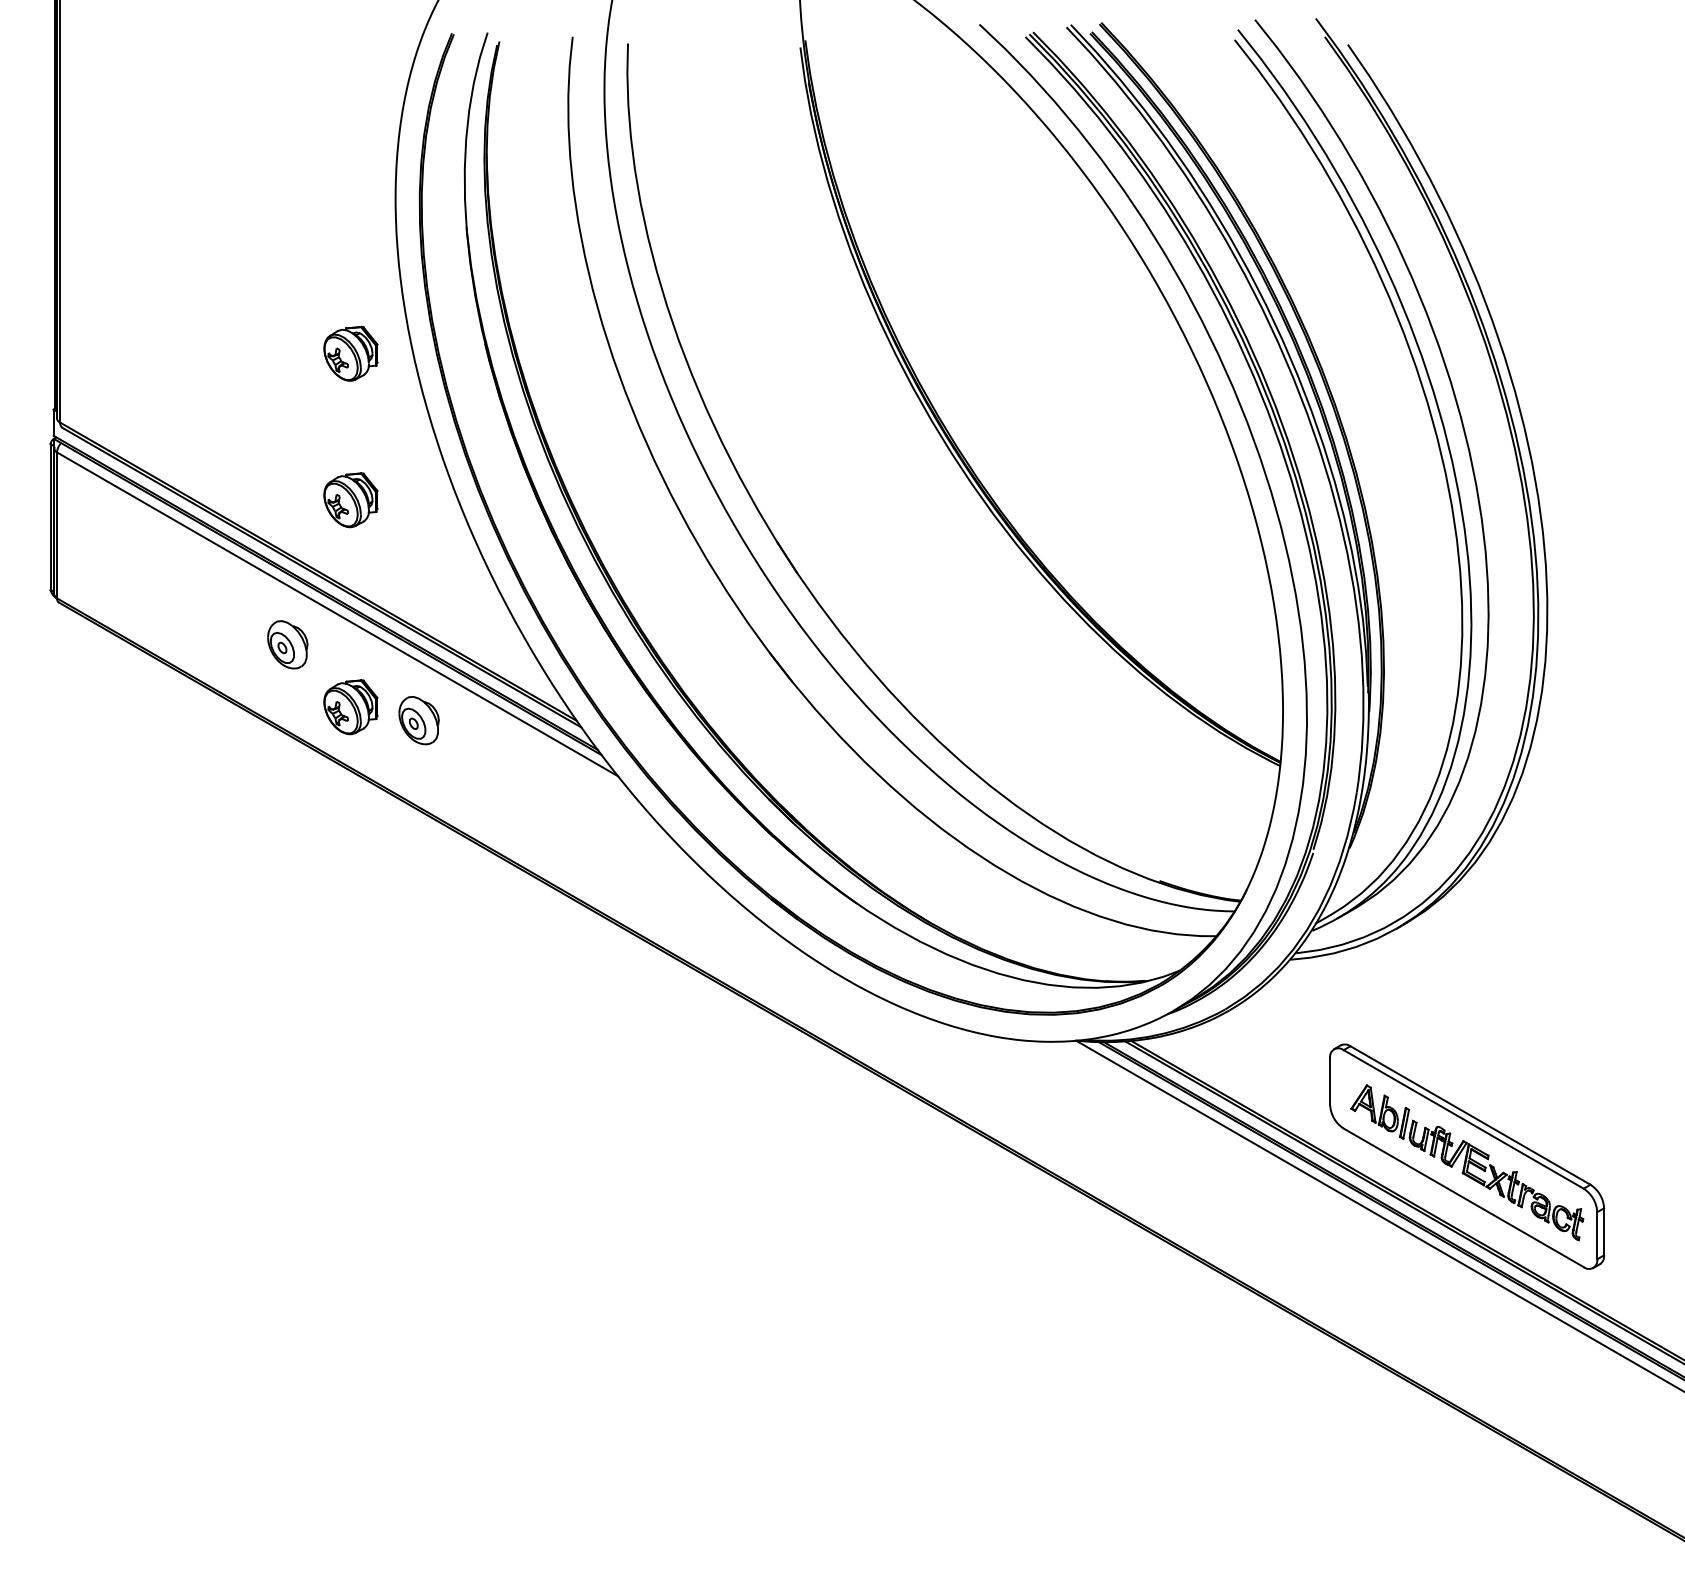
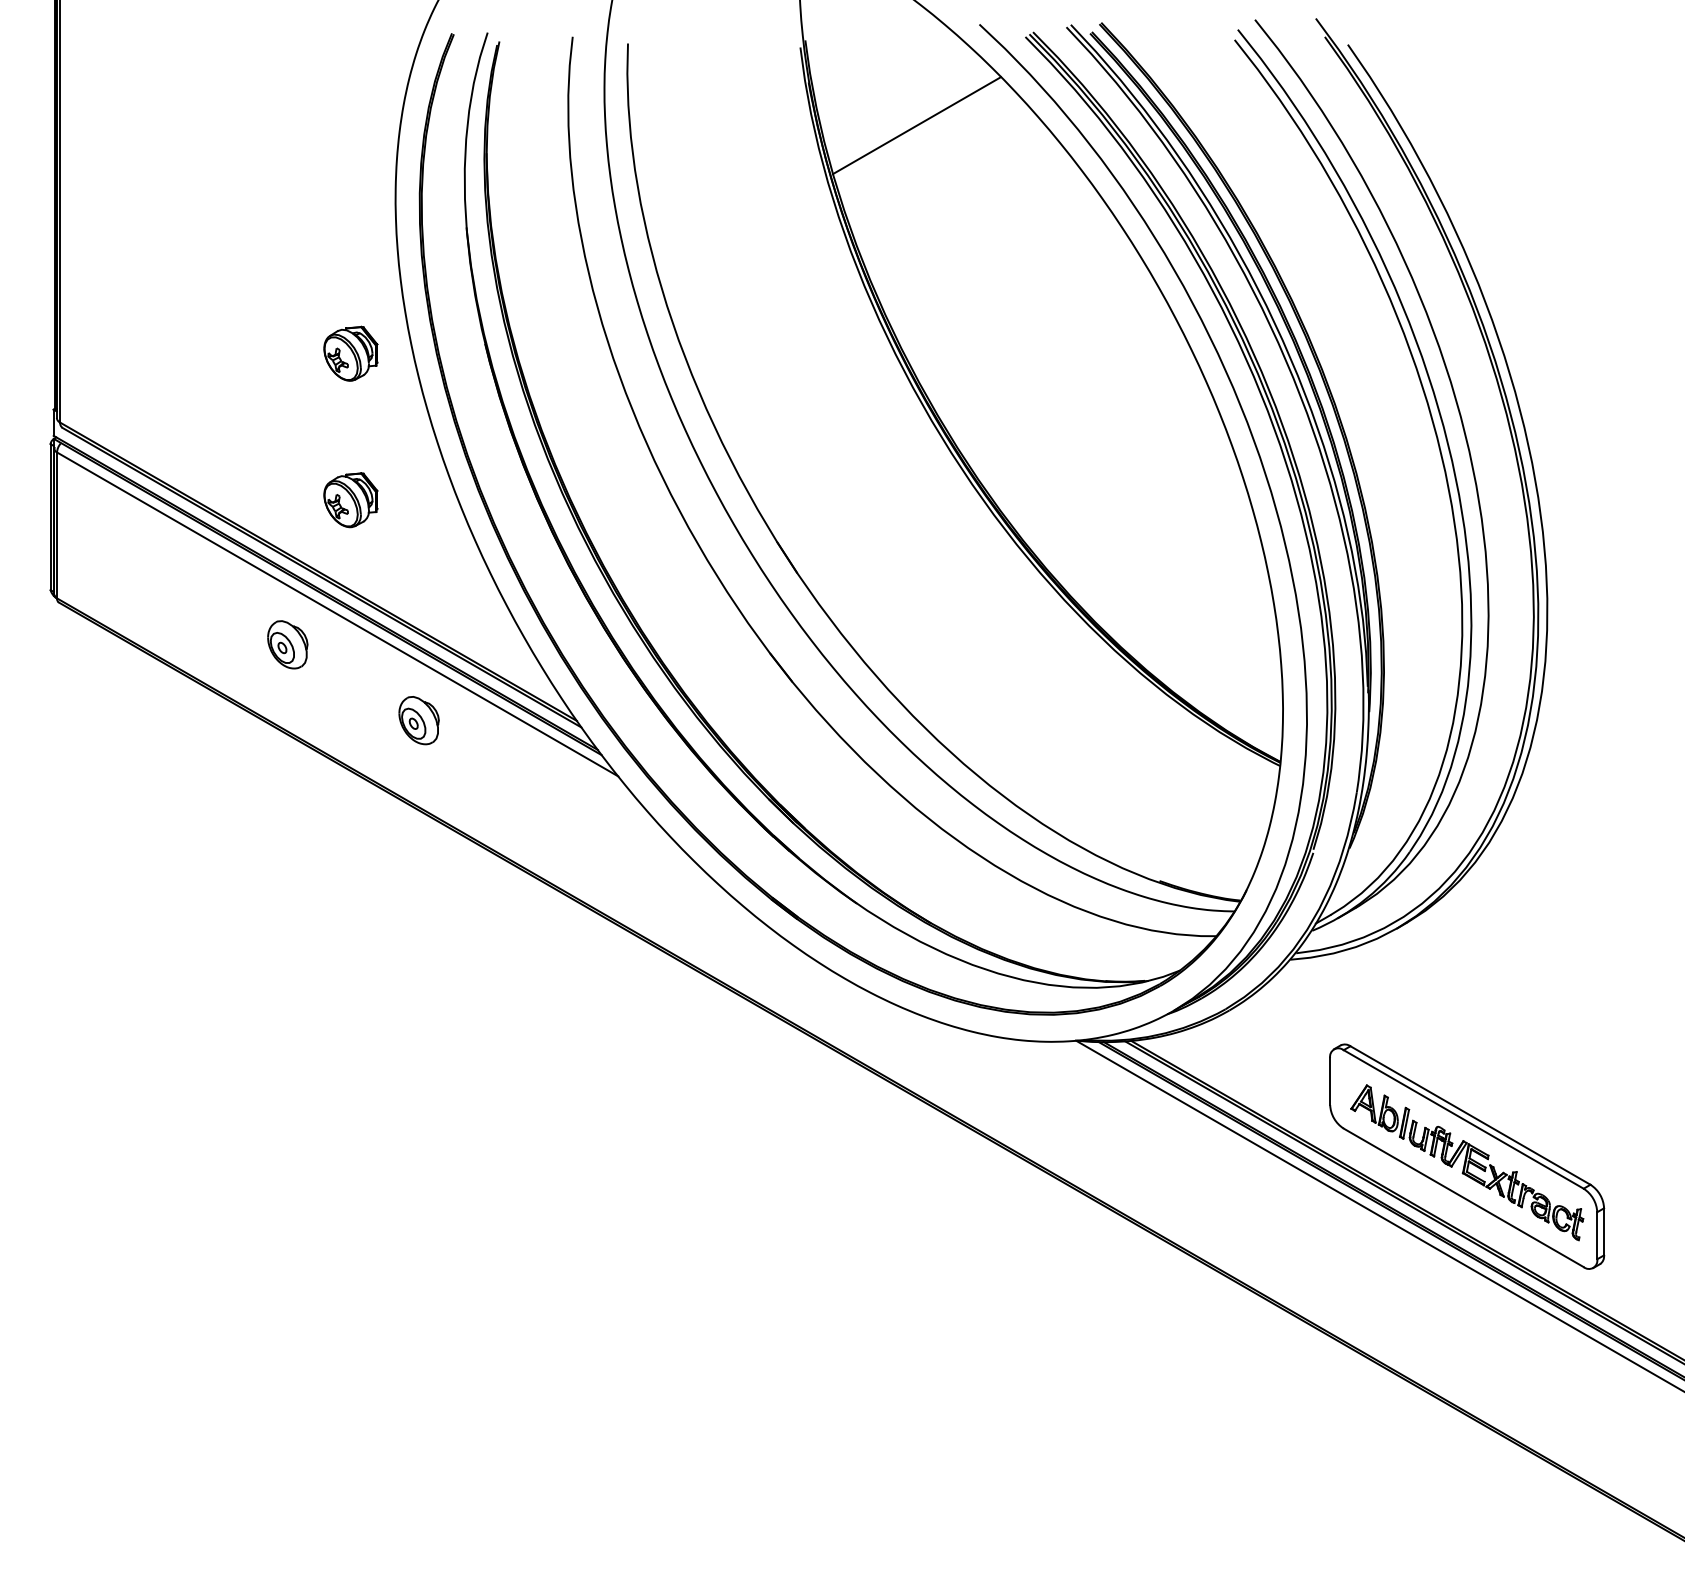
line: none -> present (916, 125)
part: present -> none (350, 707)
